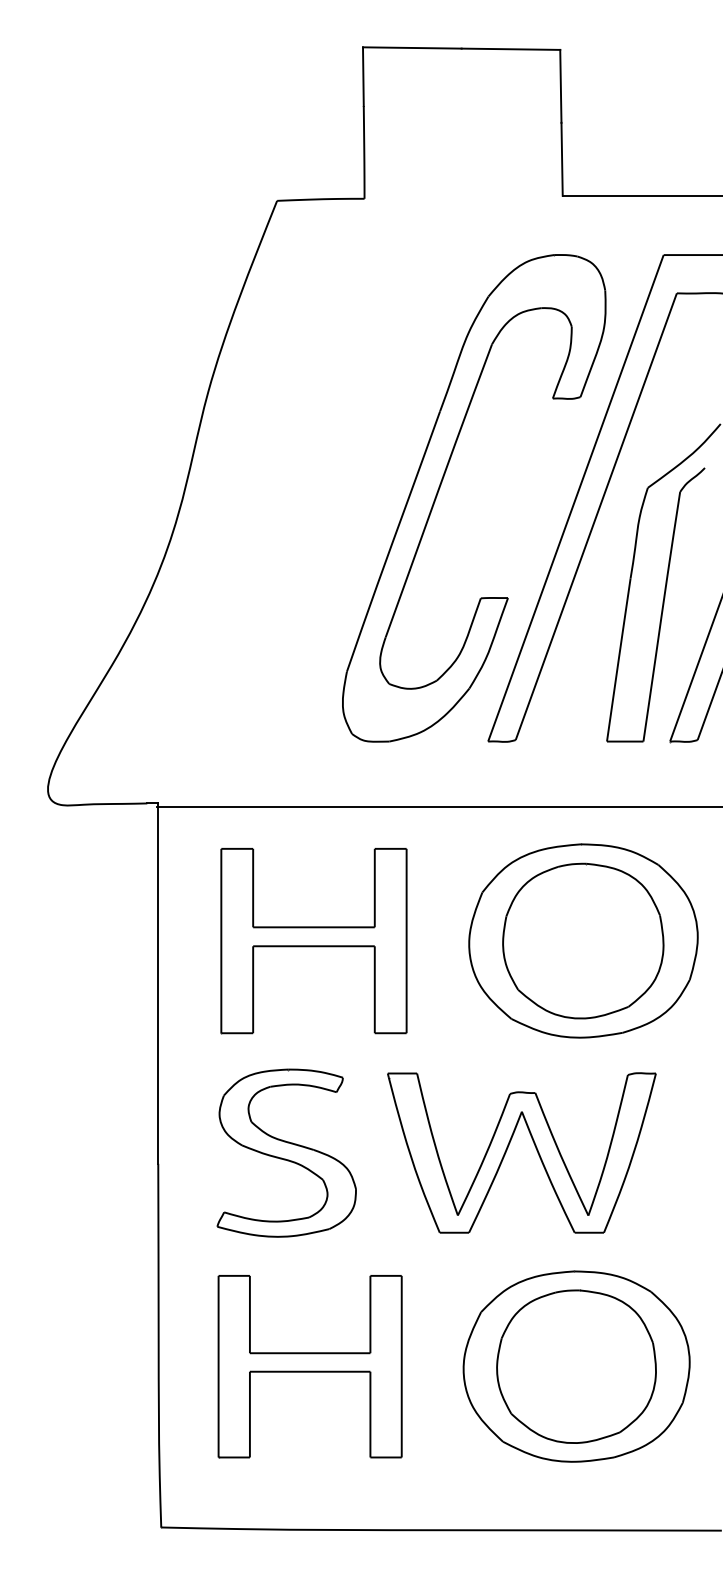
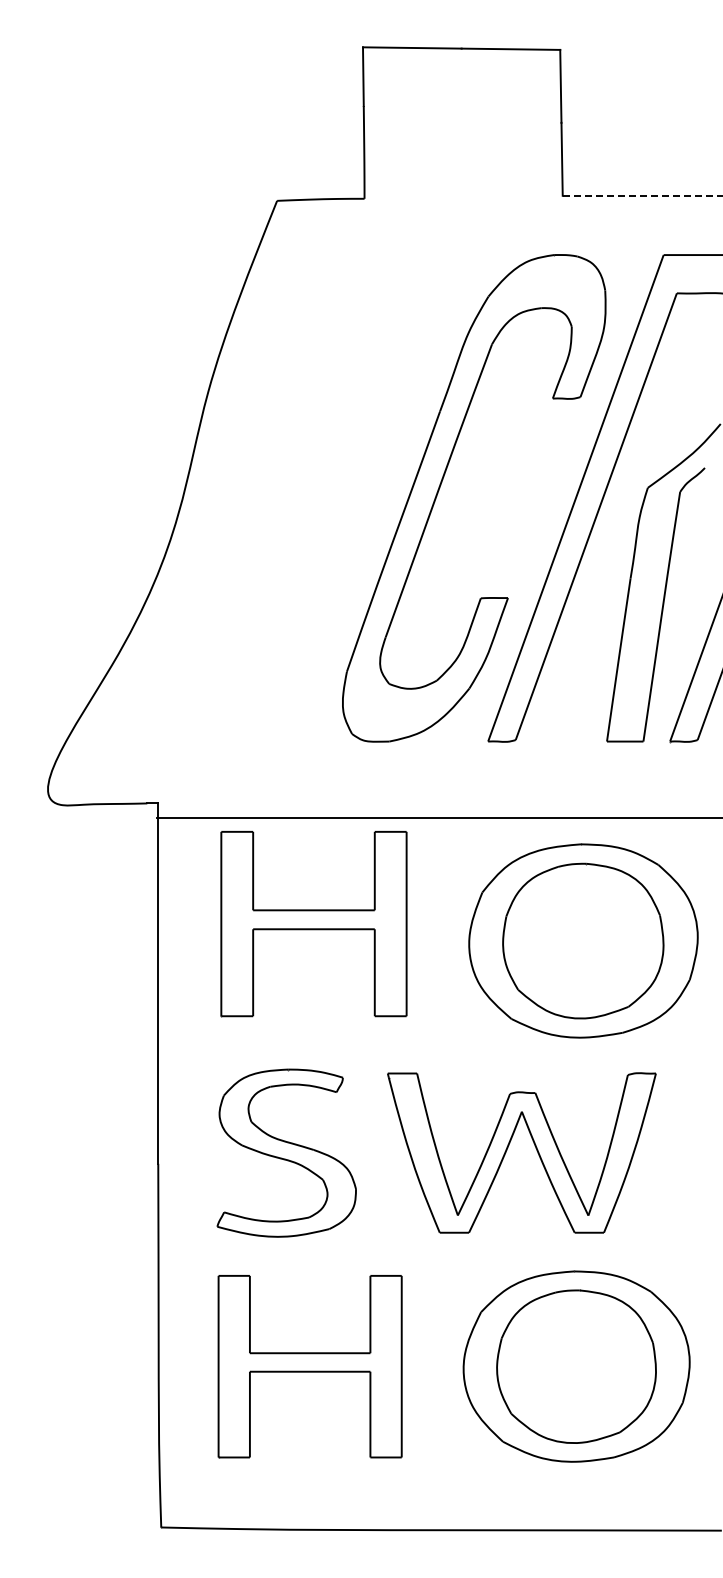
line: solid -> dashed (642, 195)
line position: (437, 806) -> (437, 817) (437, 817)
part position: (313, 941) -> (313, 924) (313, 924)
